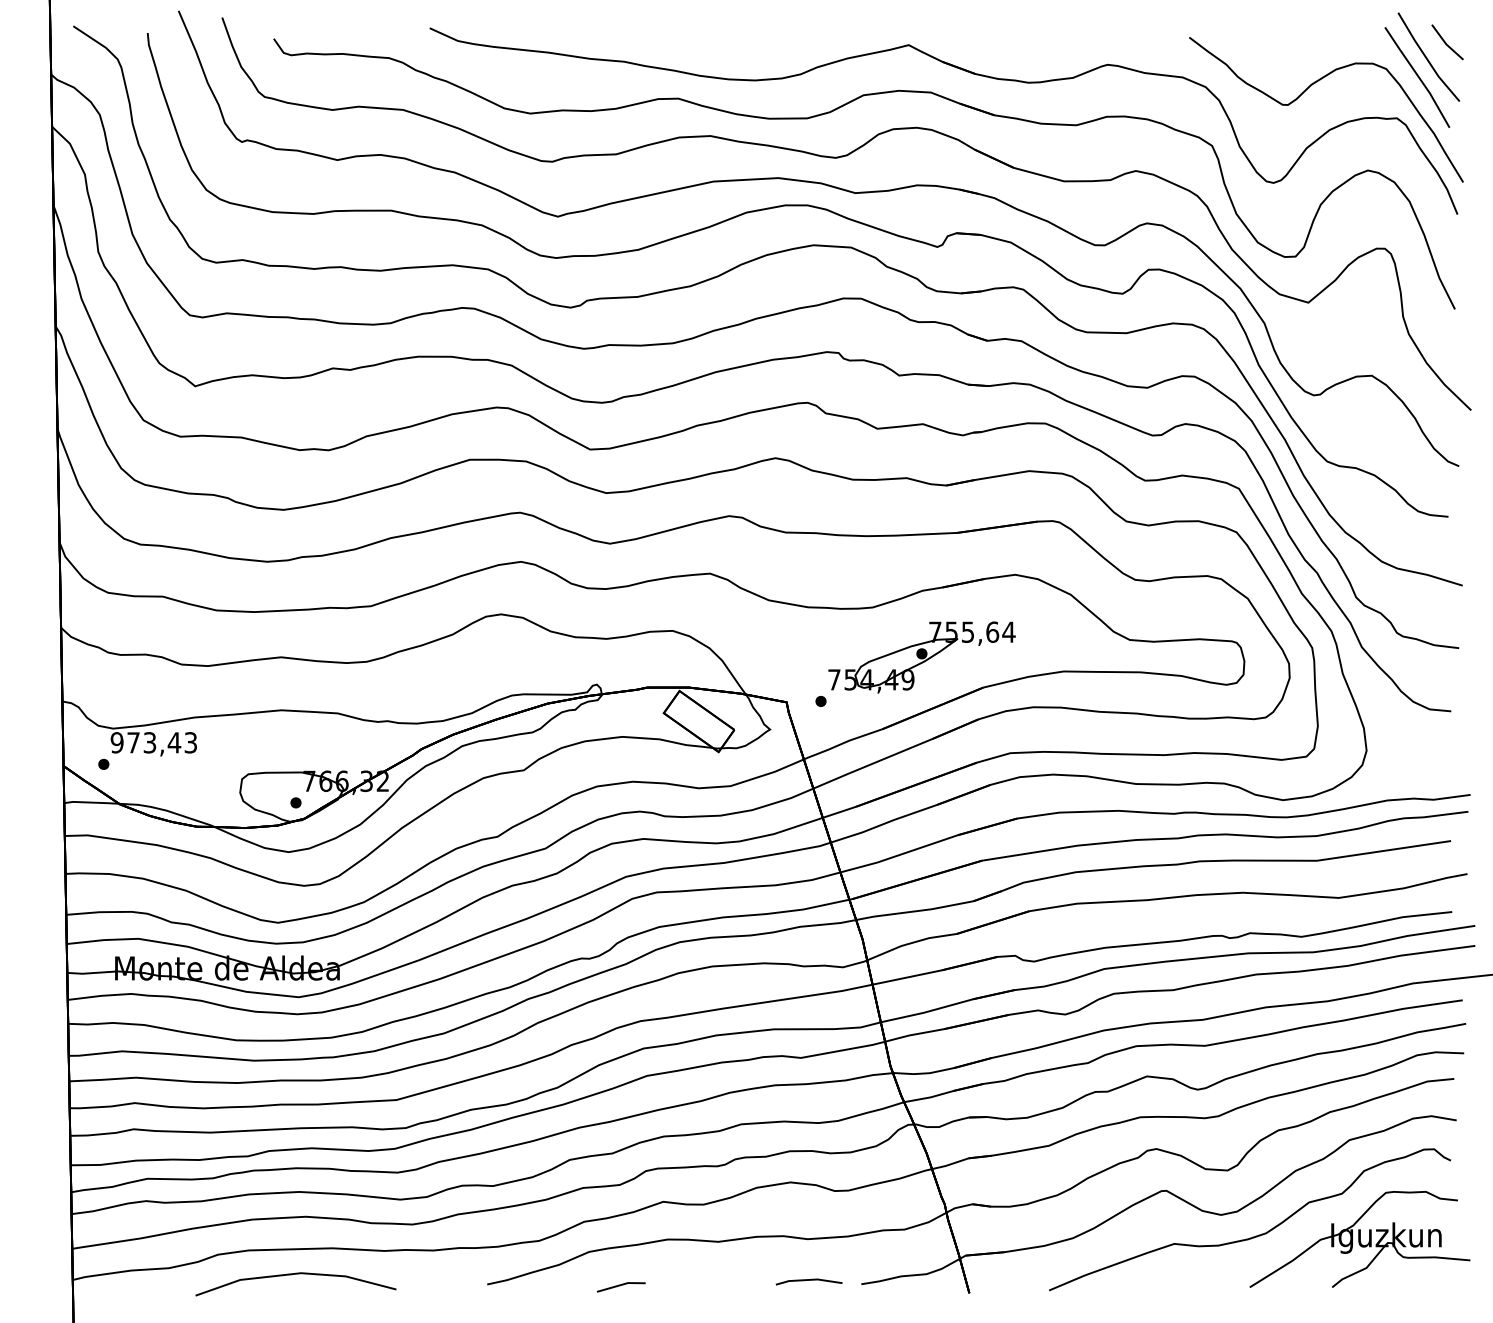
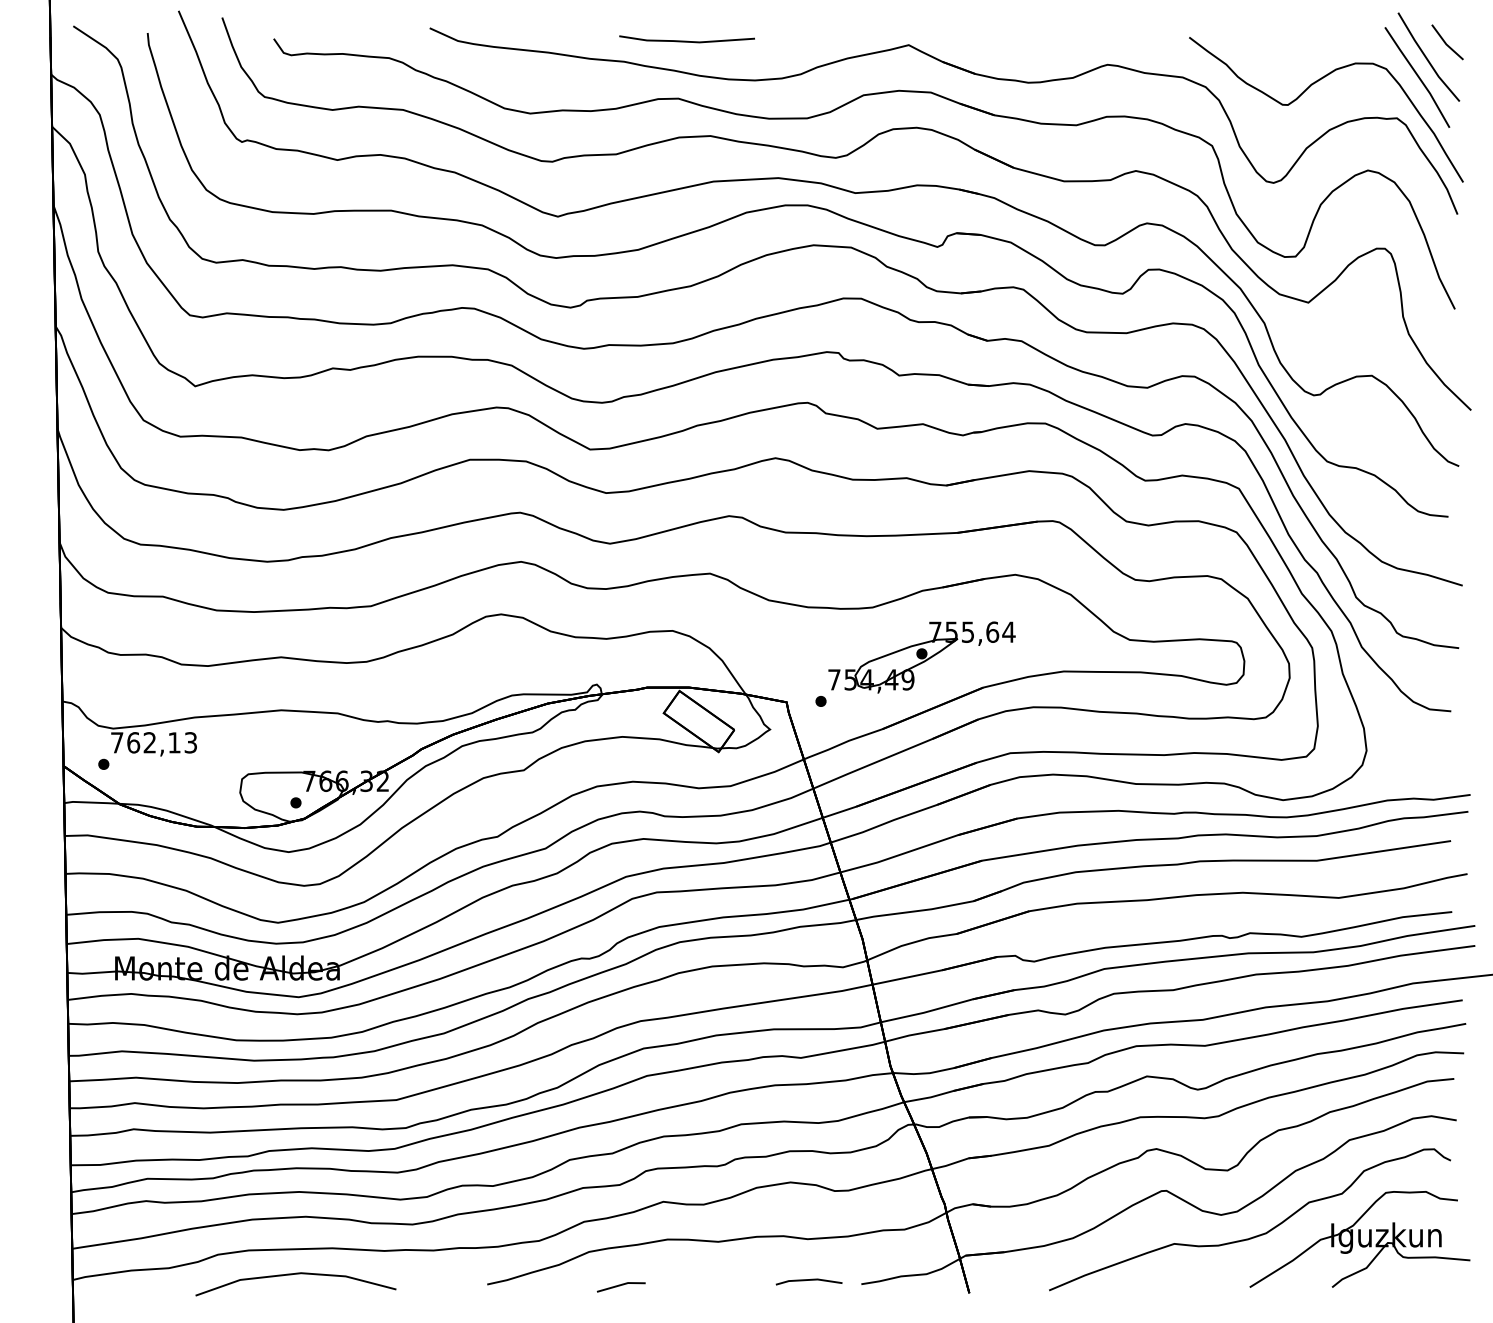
part: none -> present (686, 39)
text: 973,43 -> 762,13 (145, 742)
